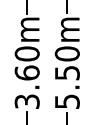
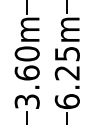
text: 5.50m -> 6.25m (66, 77)
